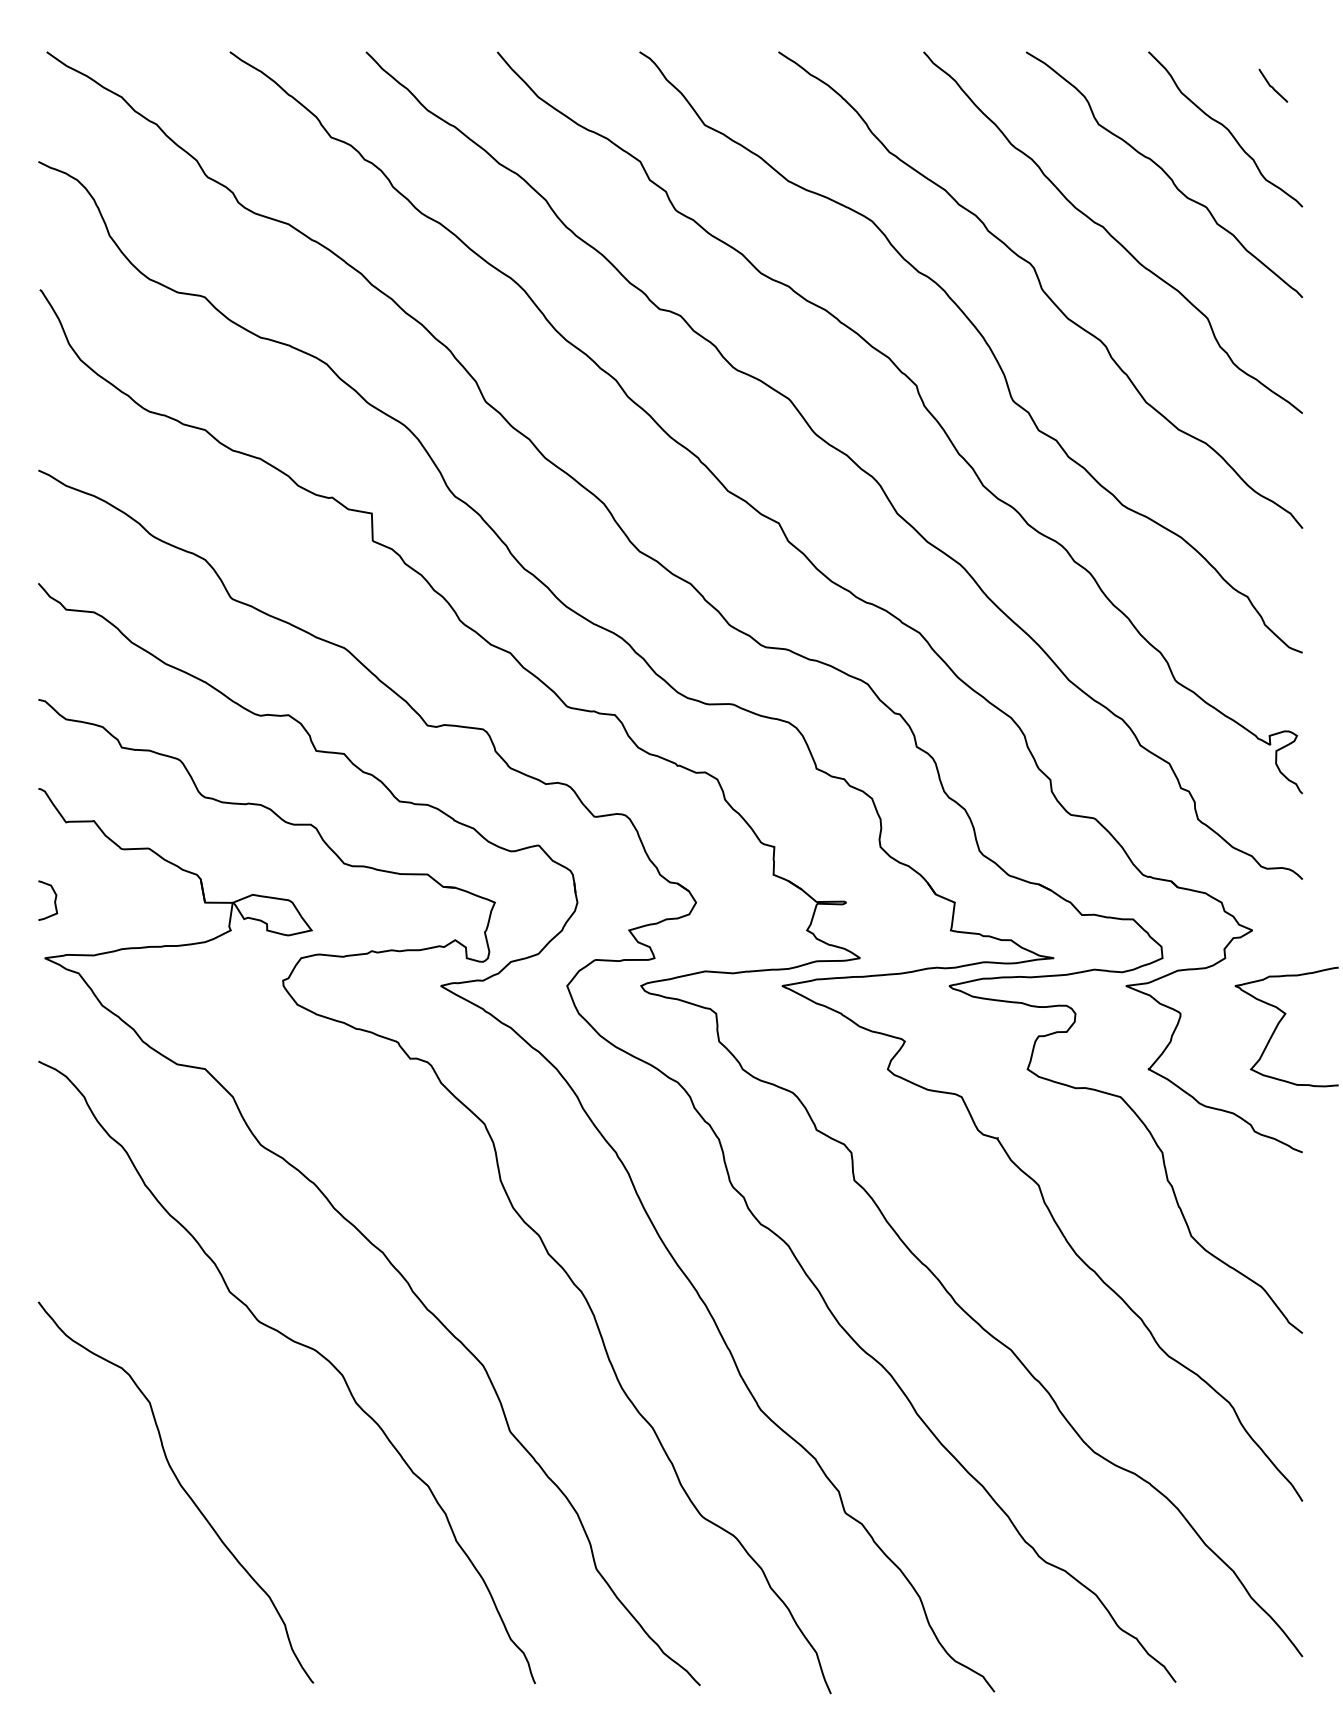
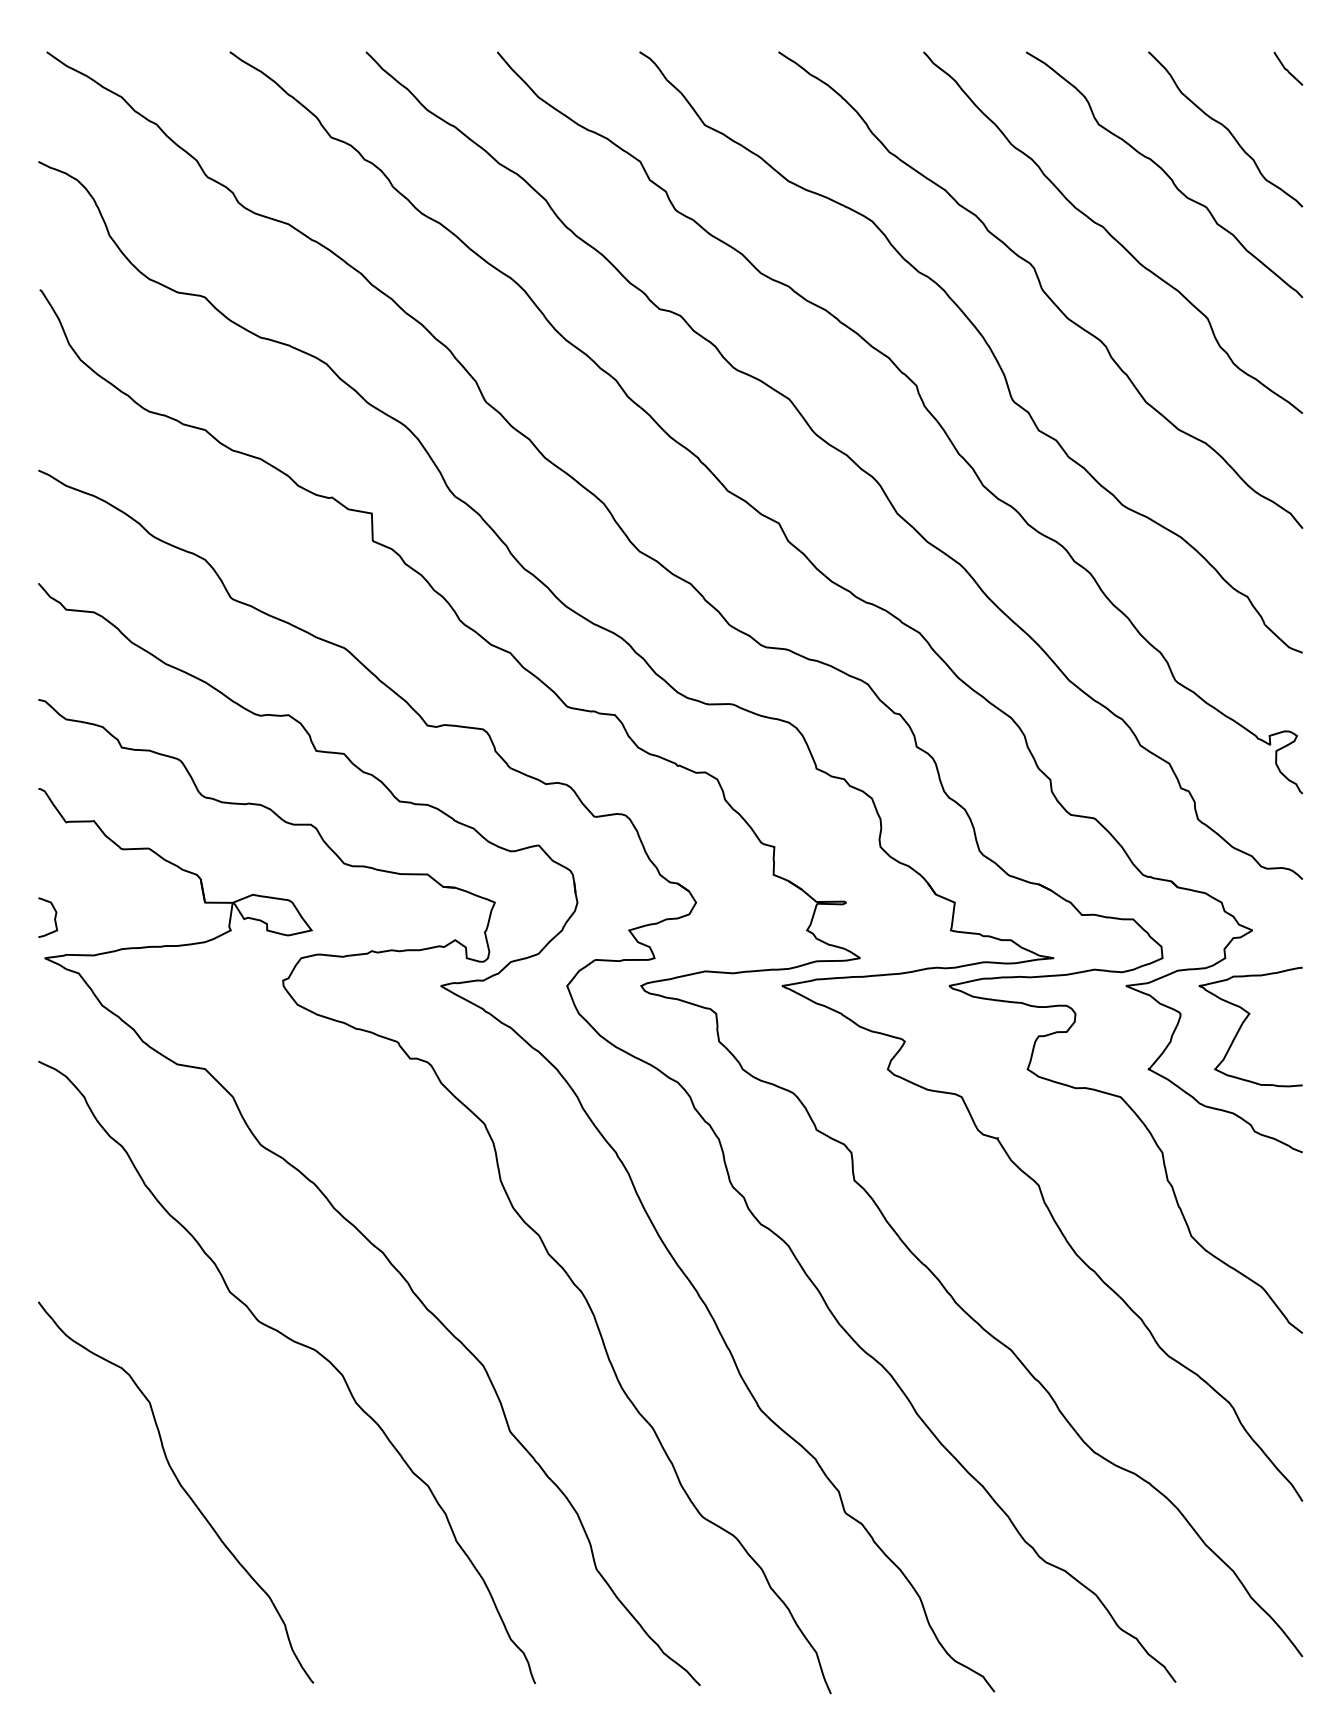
curve position: (1272, 86) -> (1287, 69) (1287, 69)
curve position: (54, 900) -> (54, 917) (54, 917)
curve position: (1280, 1022) -> (1244, 1022) (1244, 1022)
